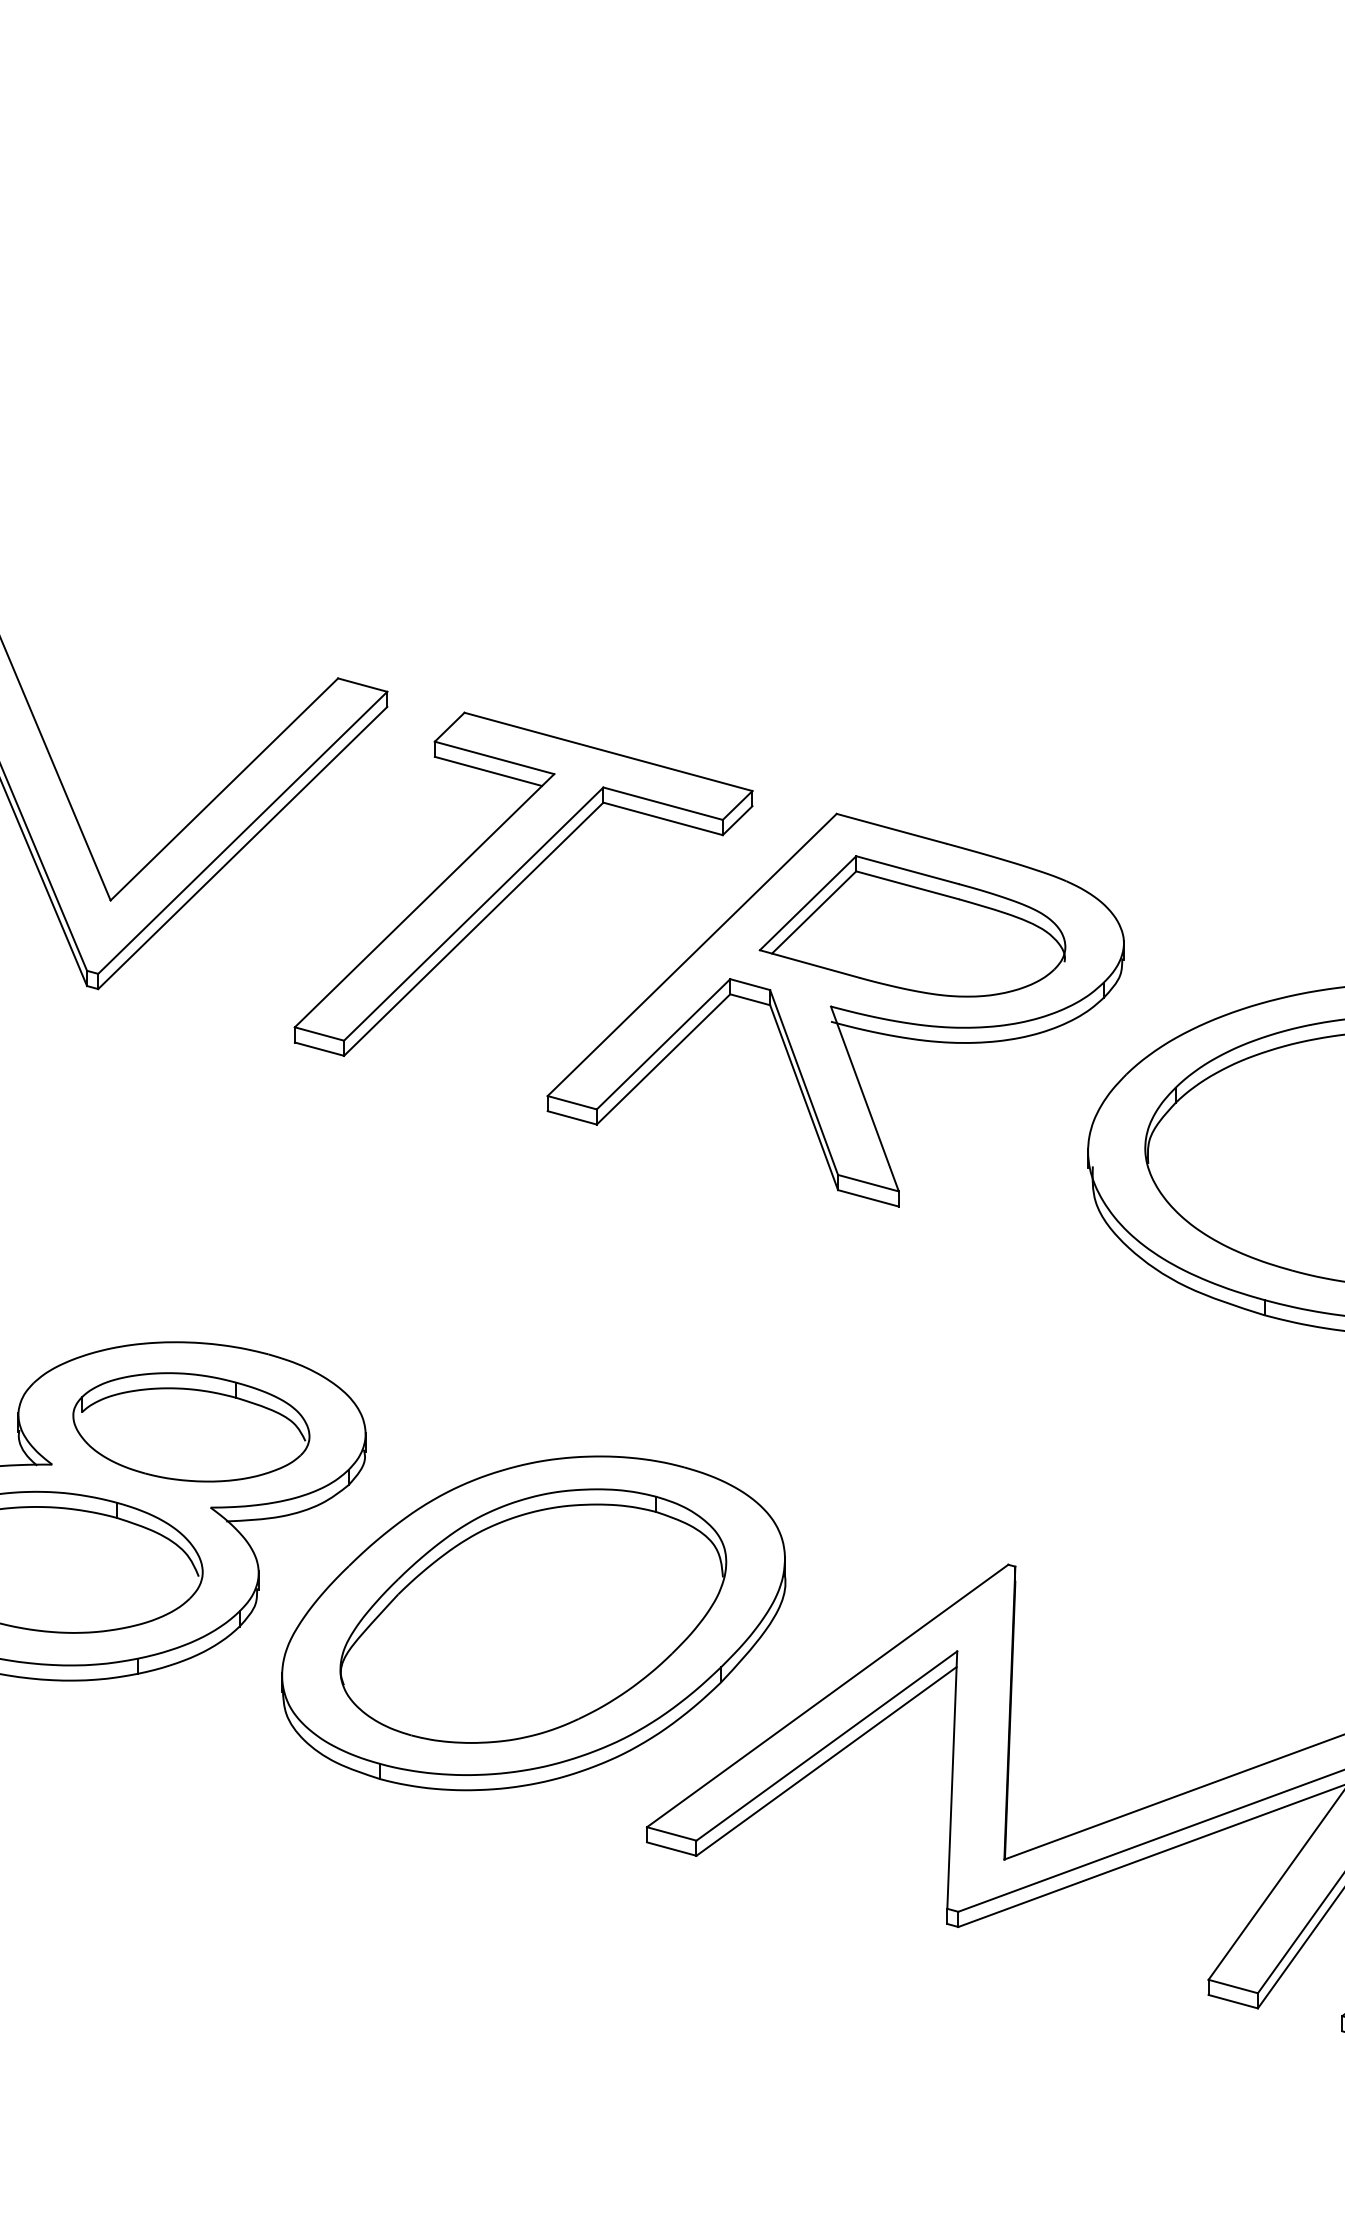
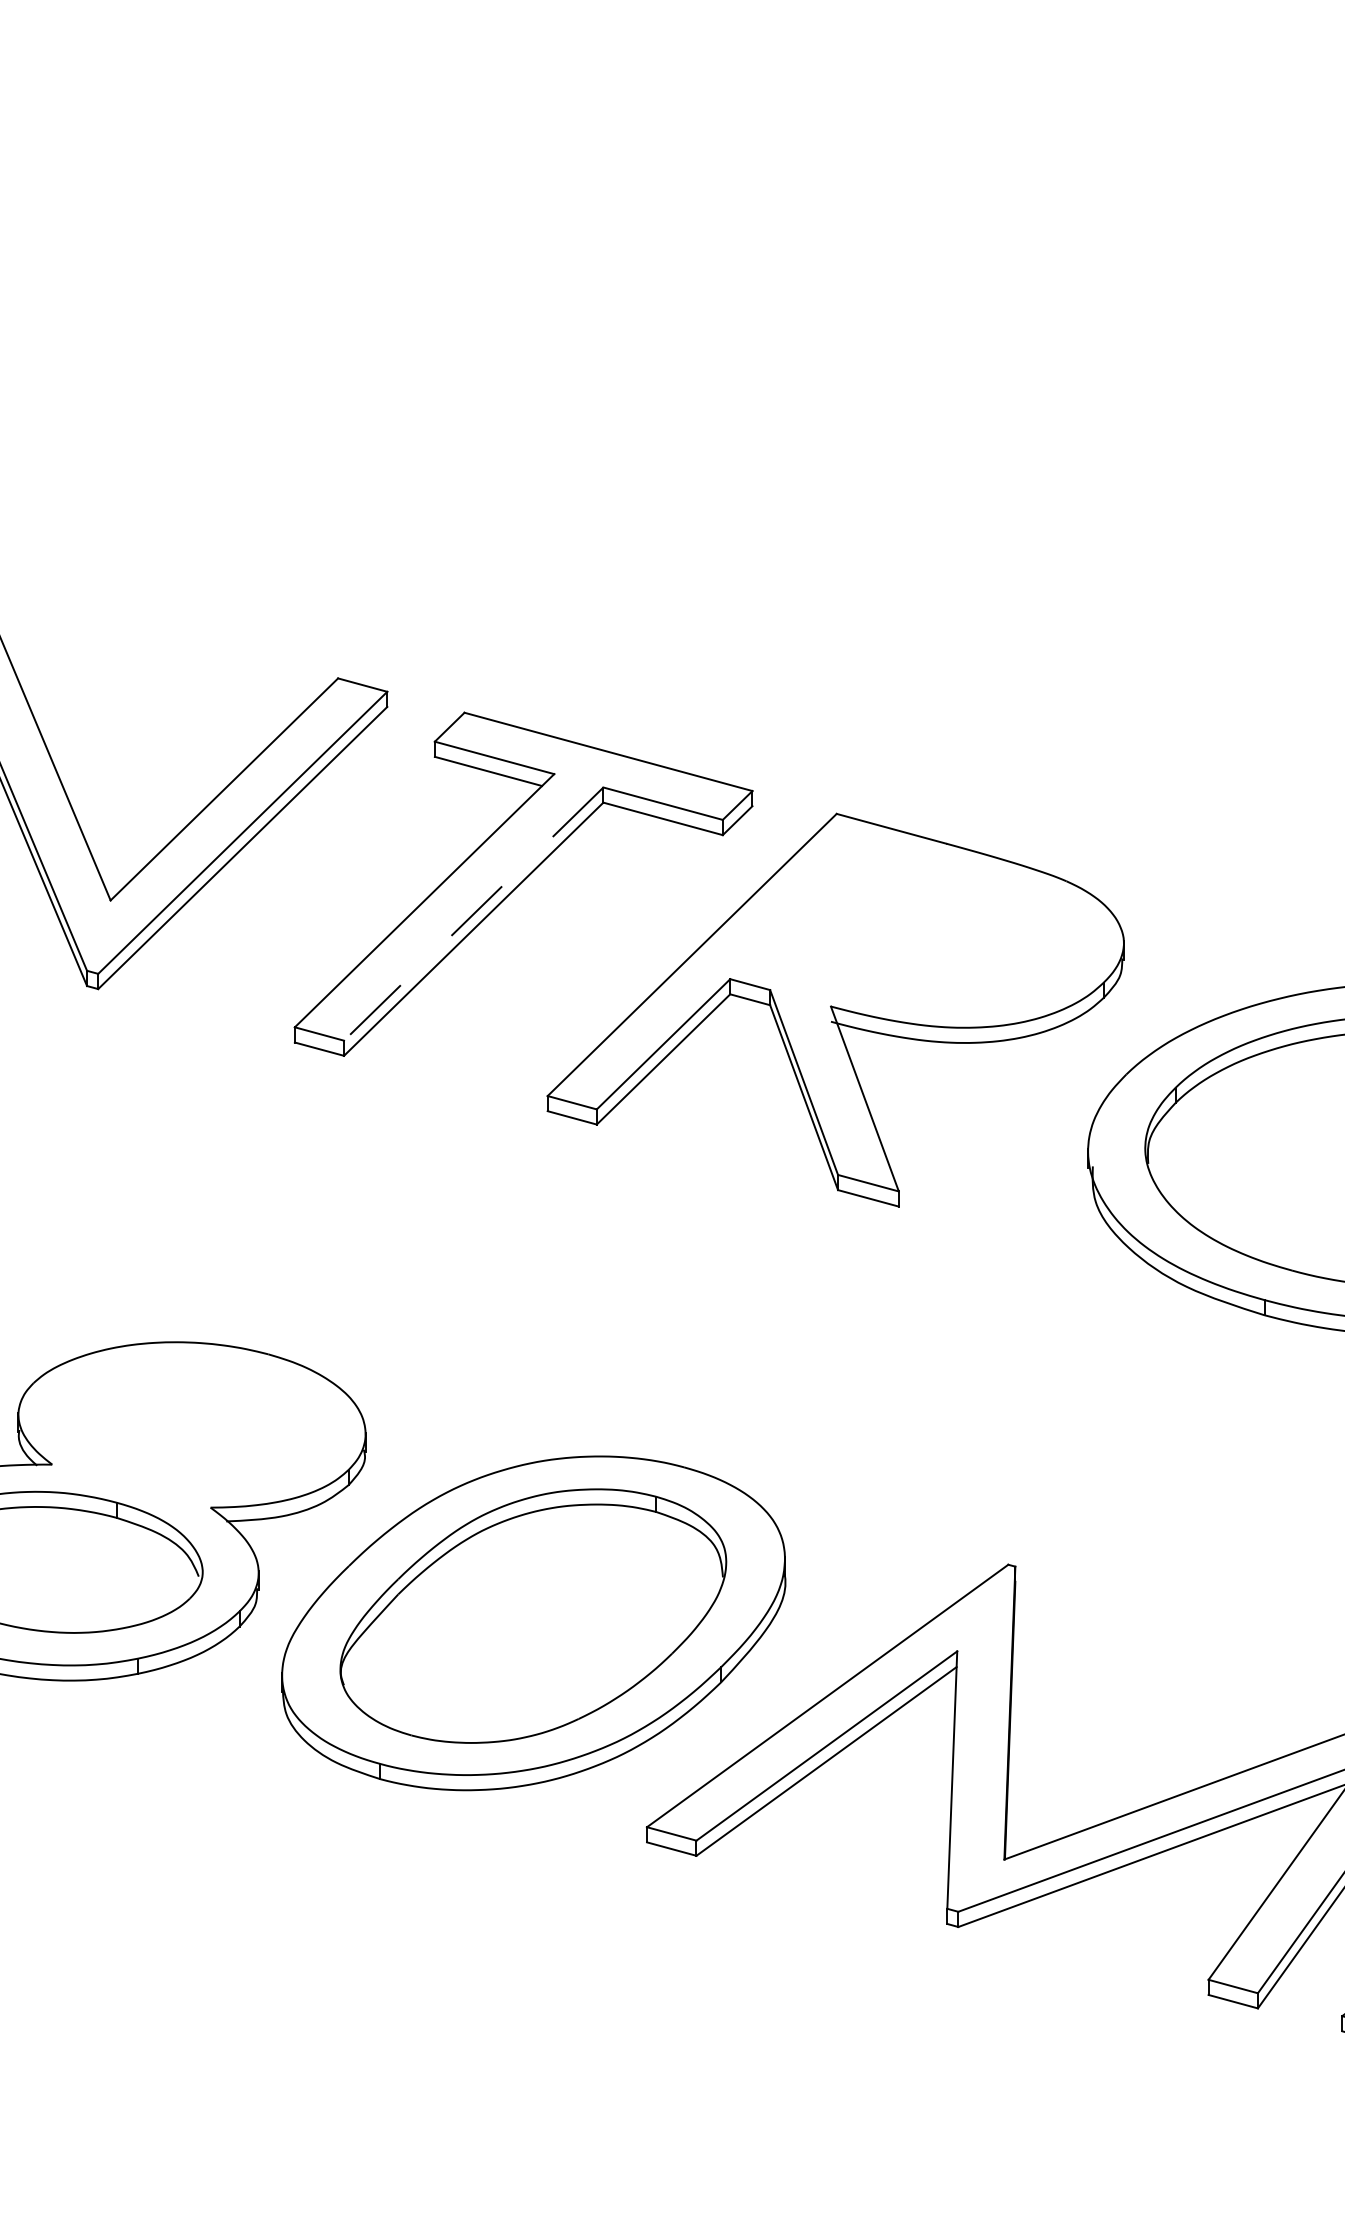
line: solid -> dashed (473, 914)
part: present -> none (912, 926)
part: present -> none (191, 1427)
